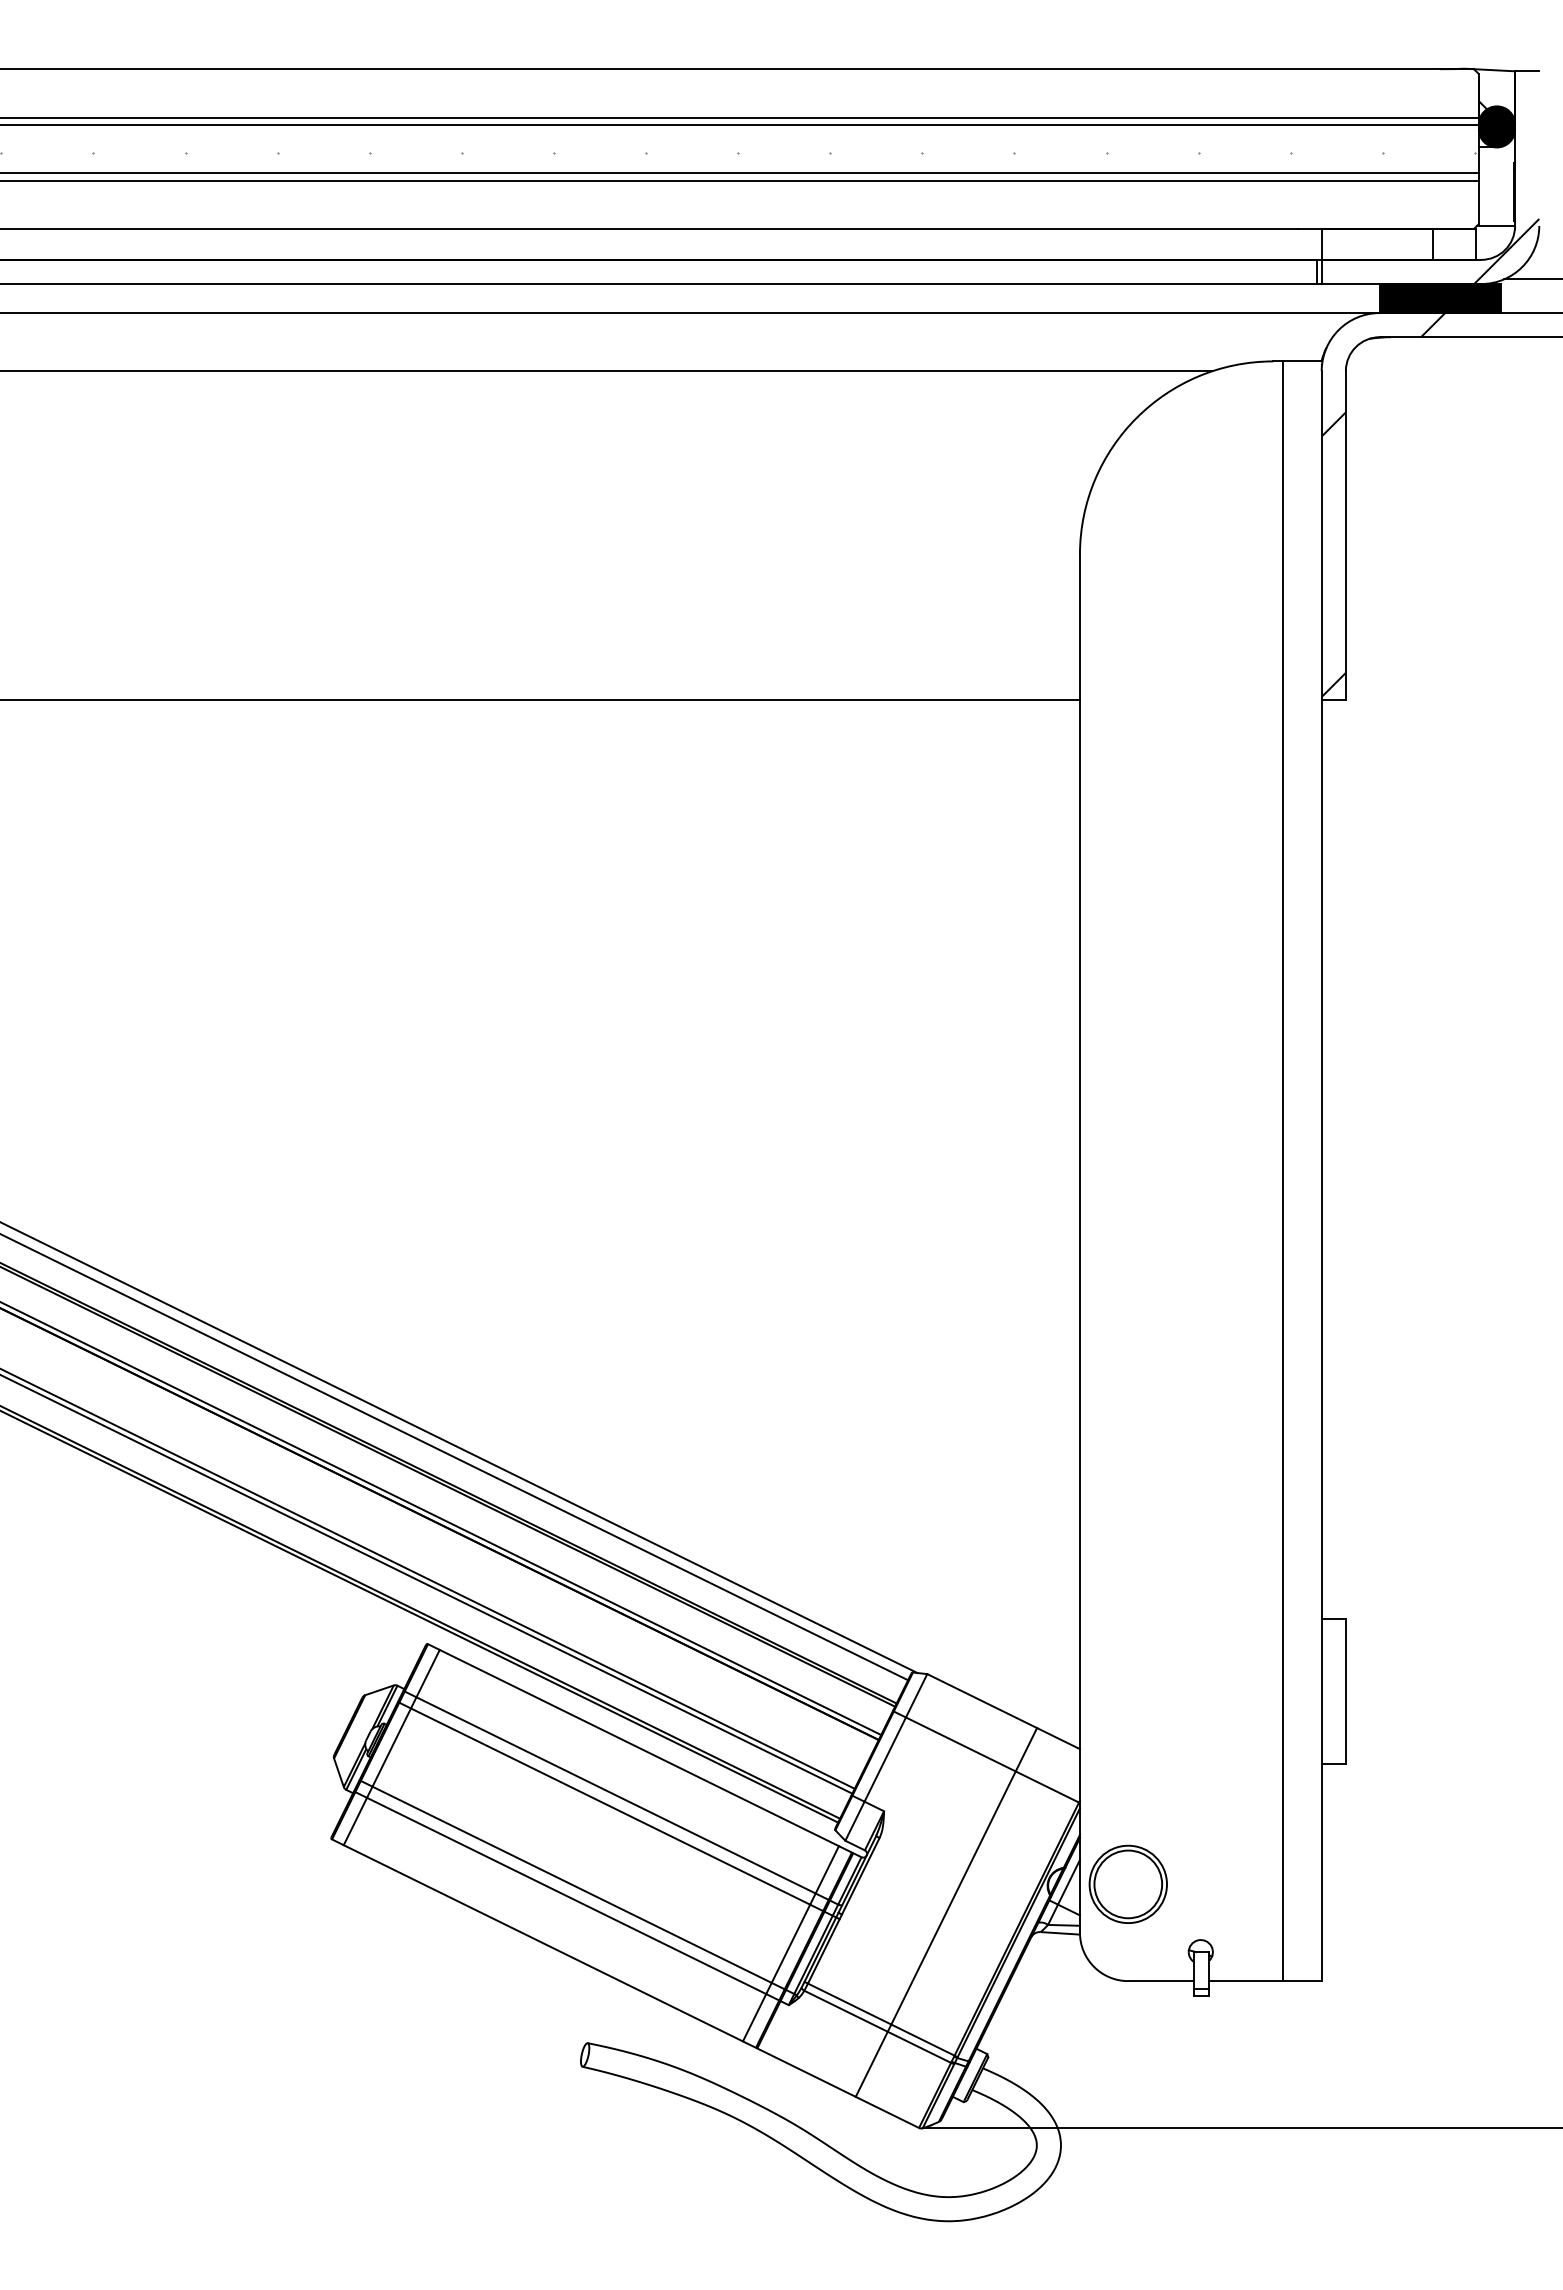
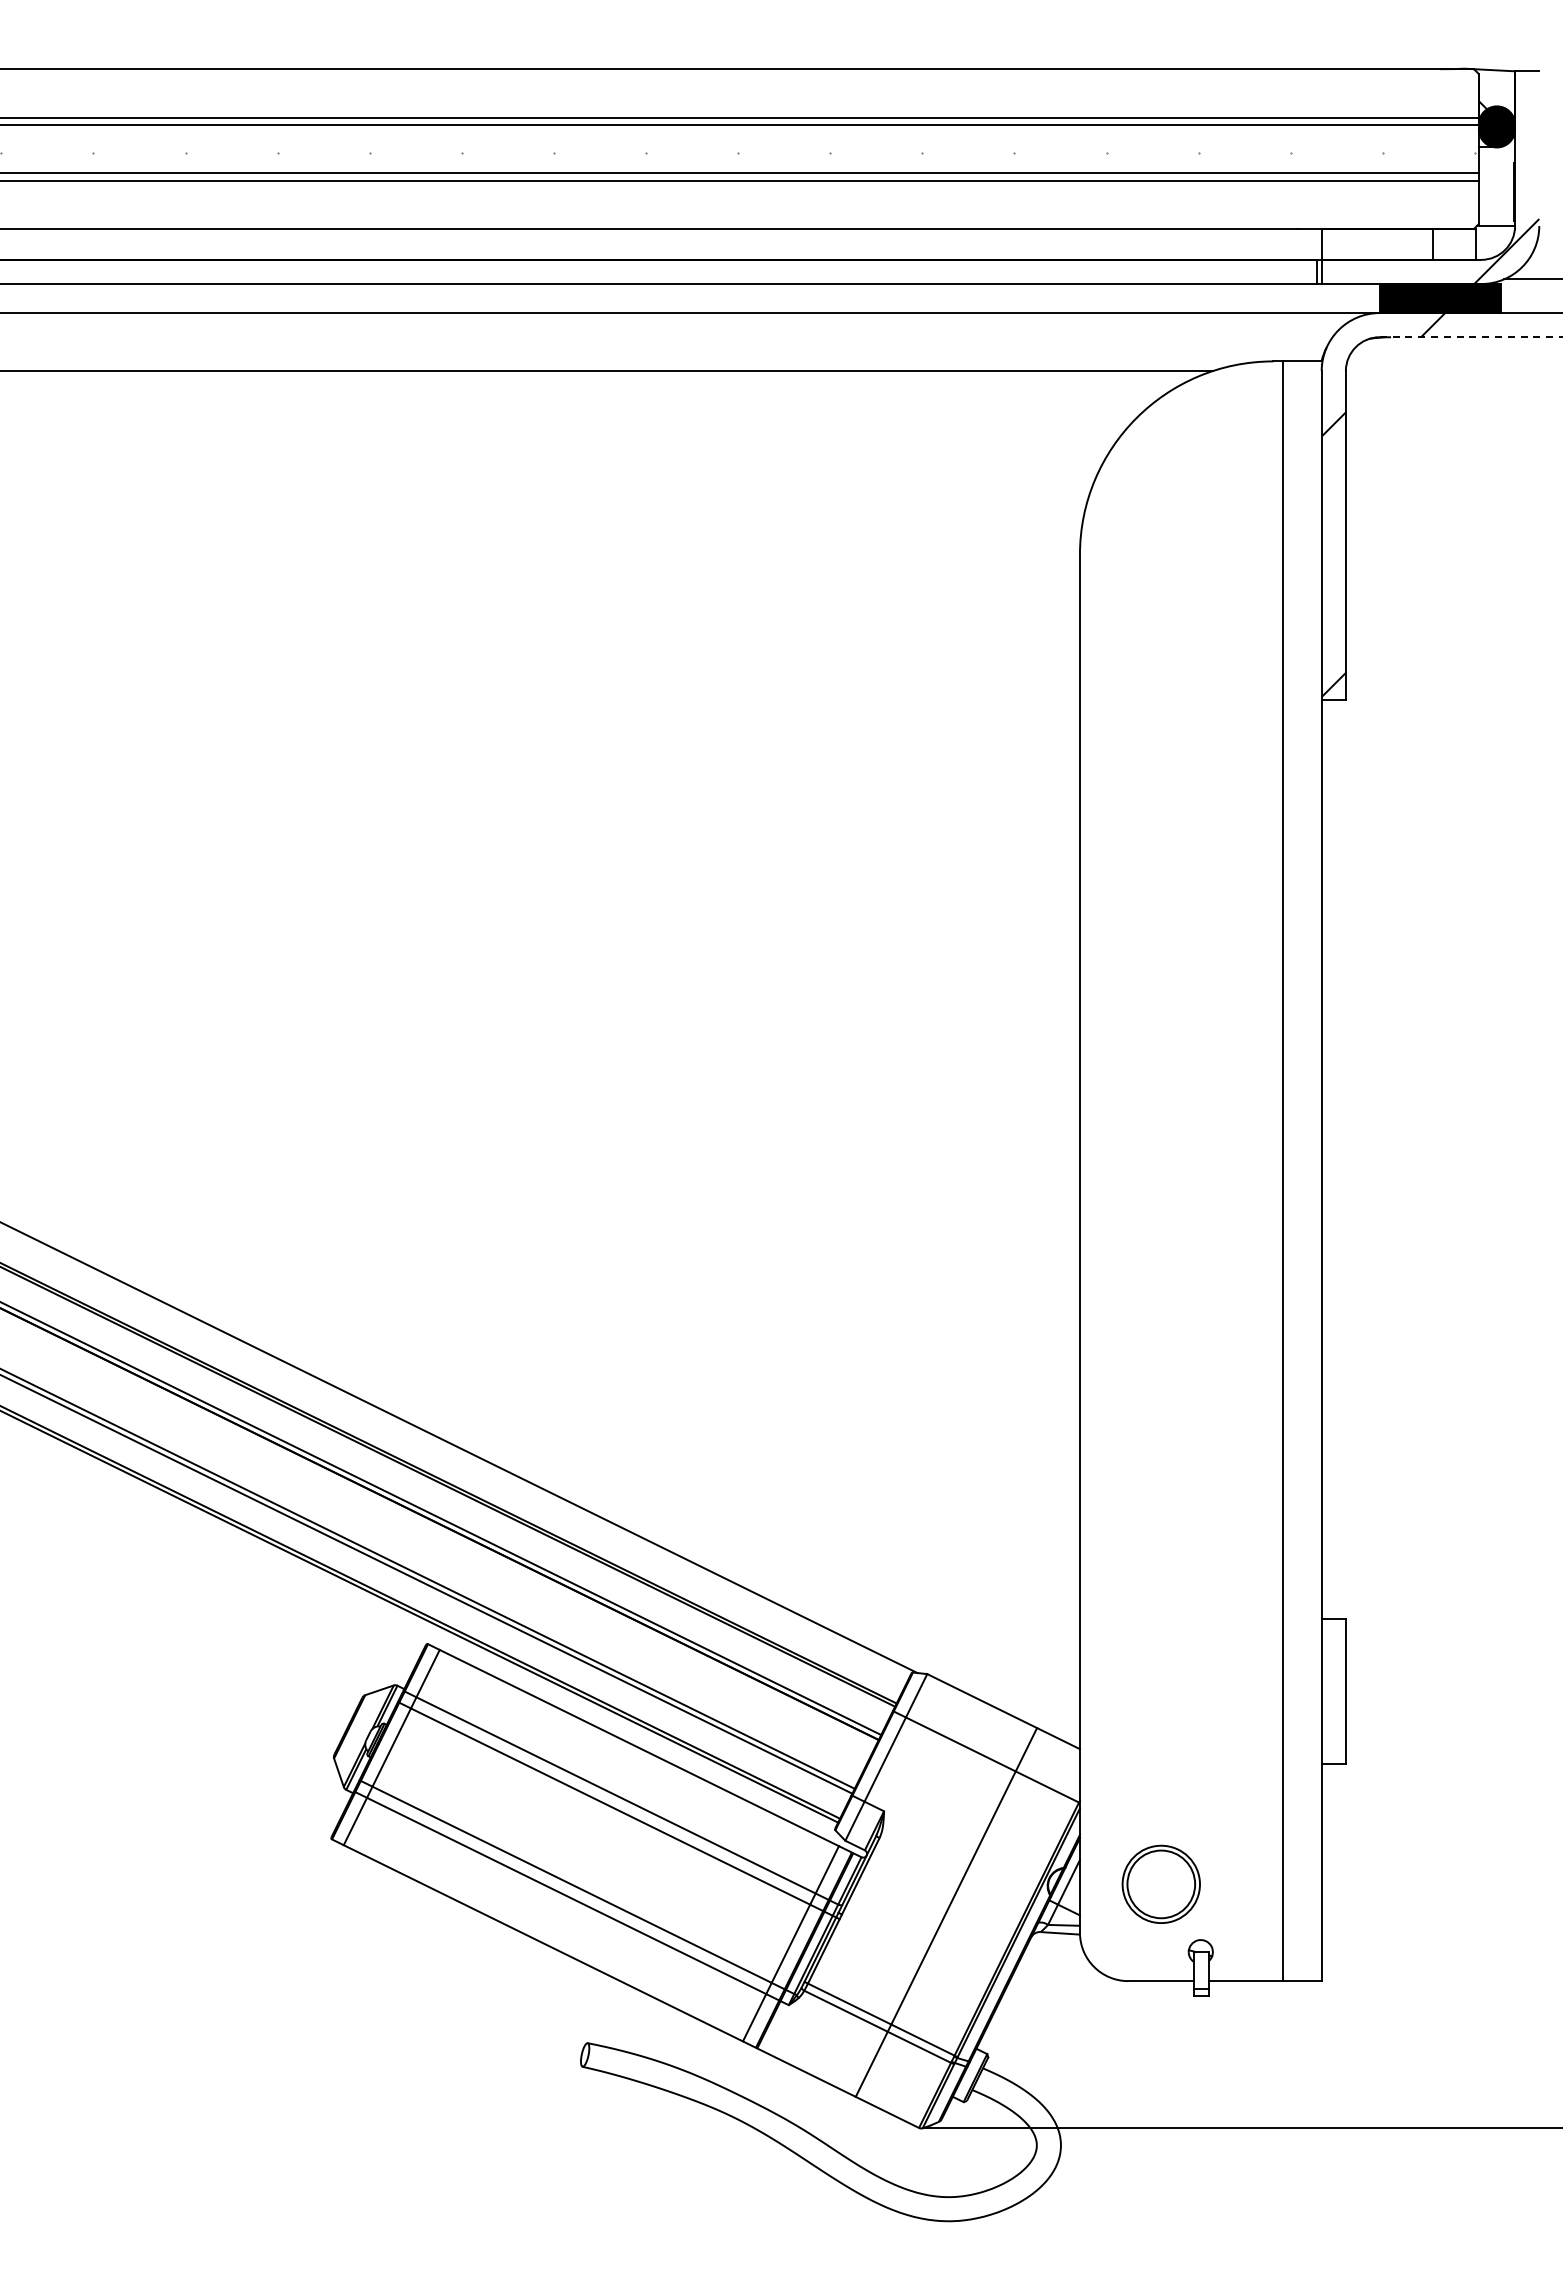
line: solid -> dashed (1471, 337)
line: present -> none (540, 699)
line: present -> none (455, 1457)
part position: (1127, 1883) -> (1160, 1883) (1160, 1883)
